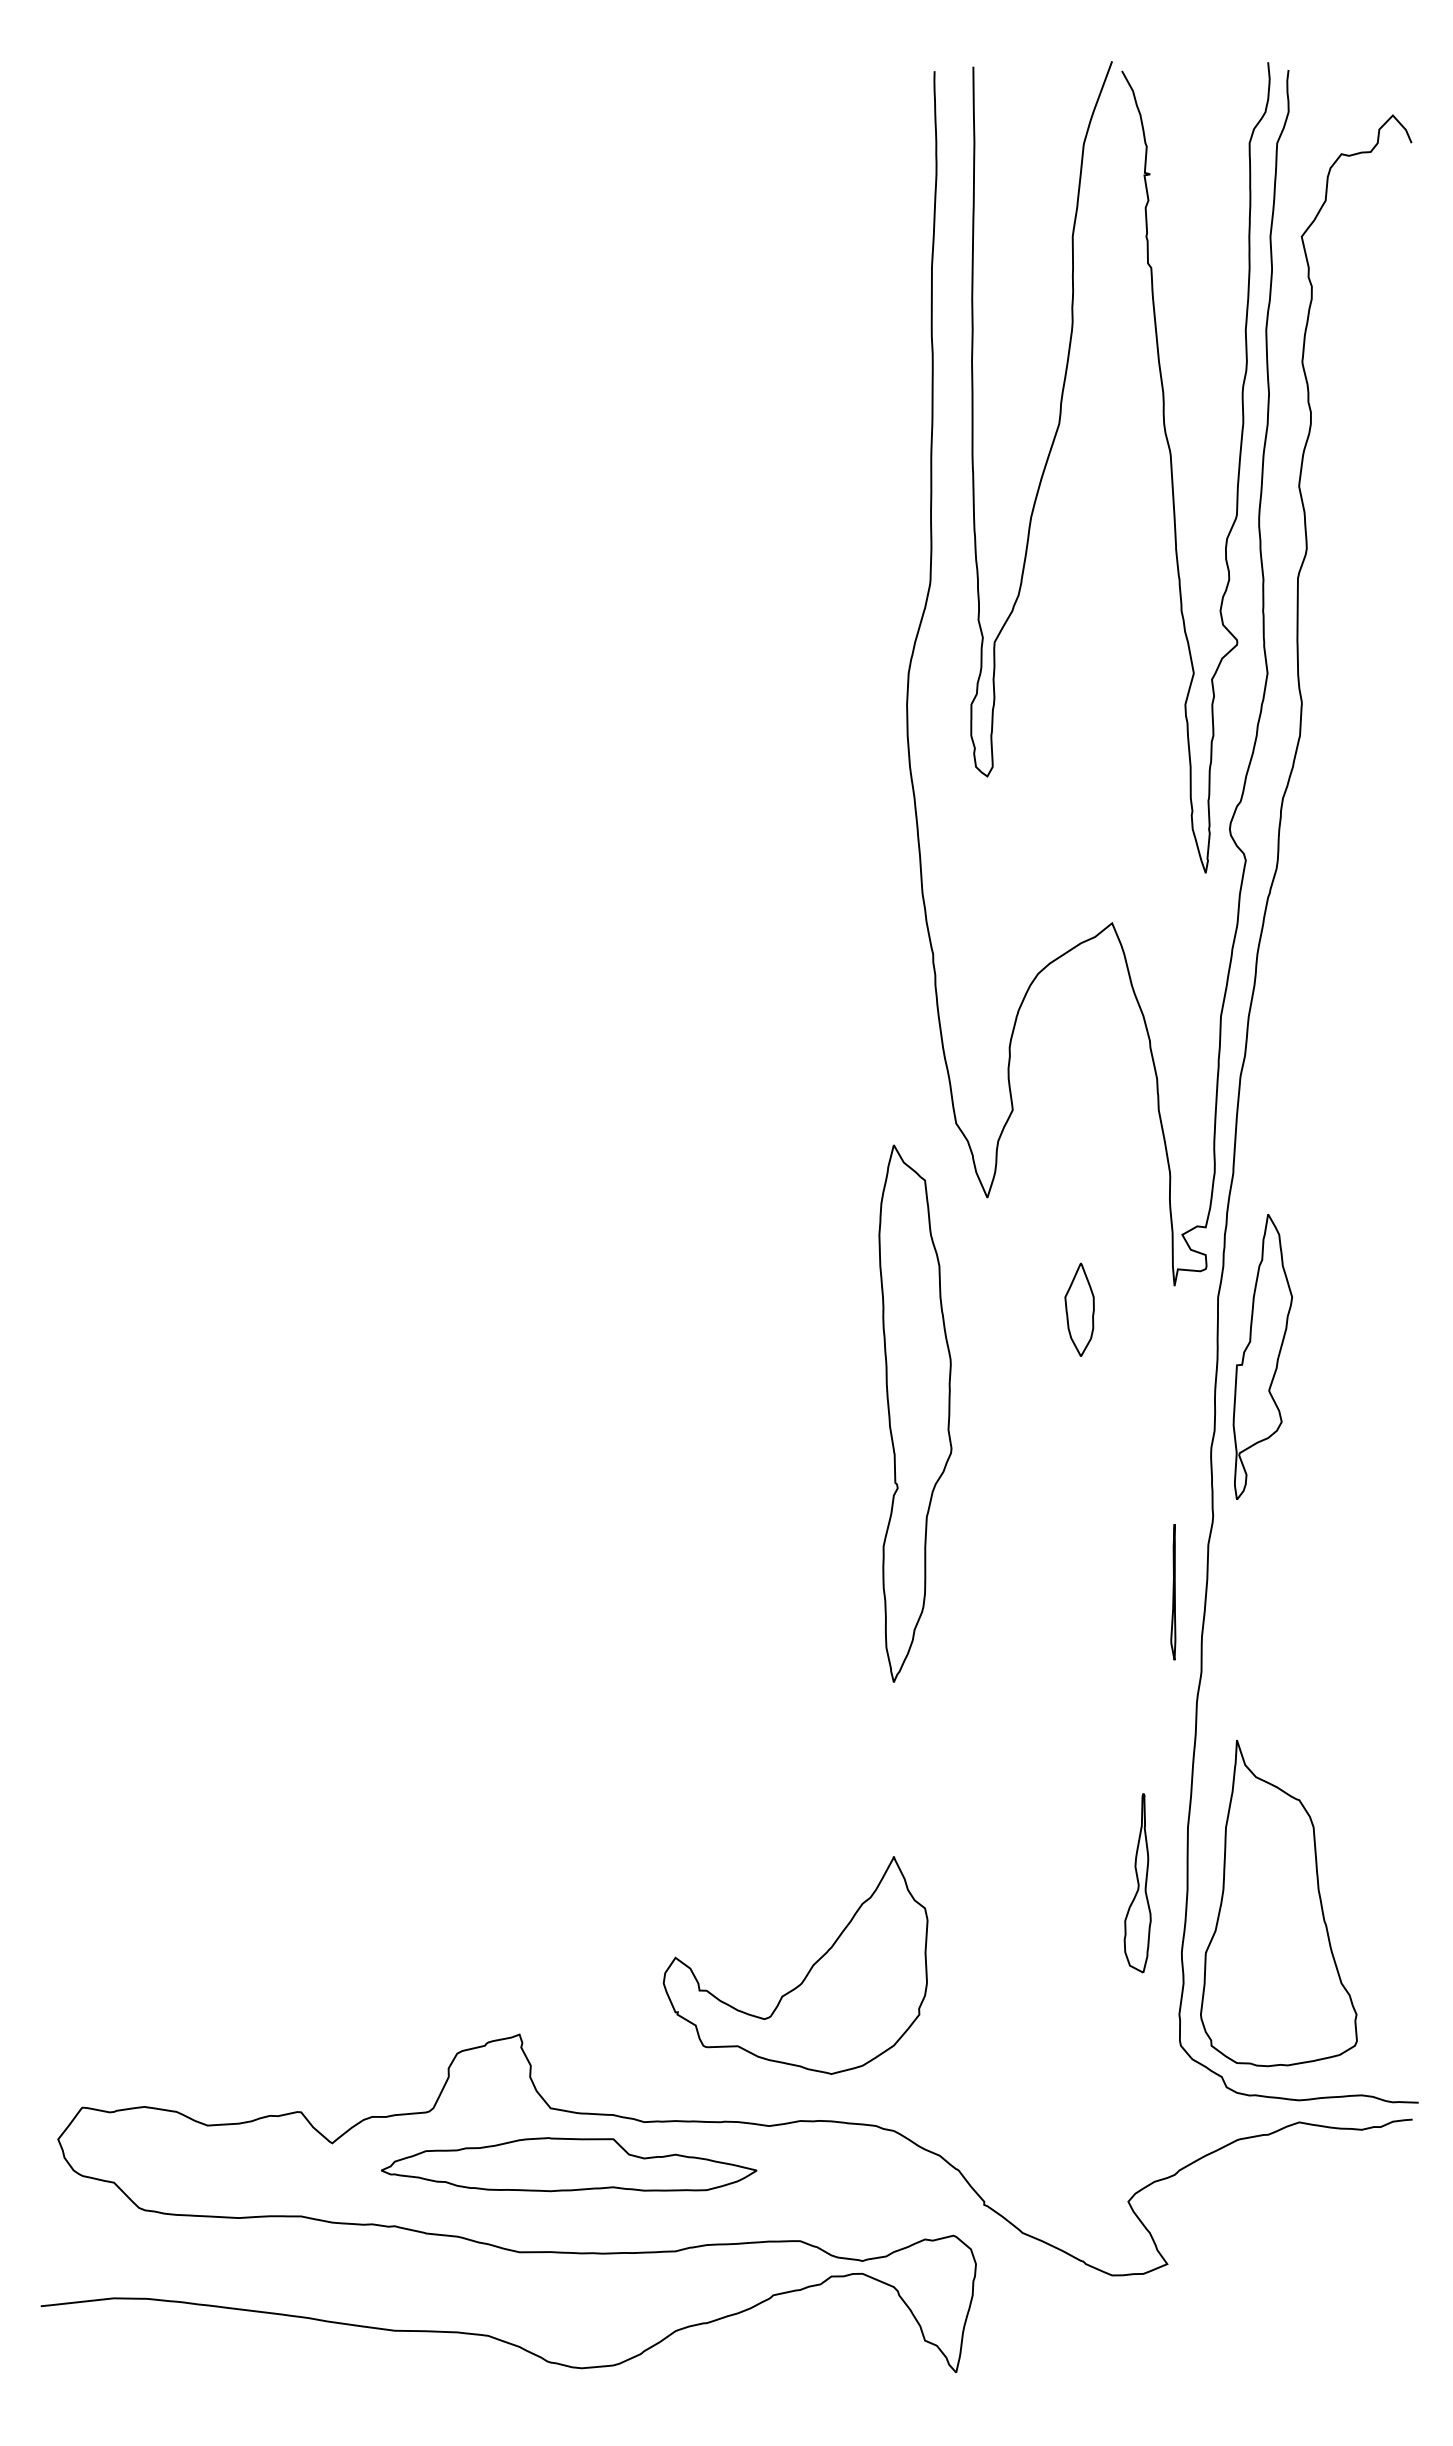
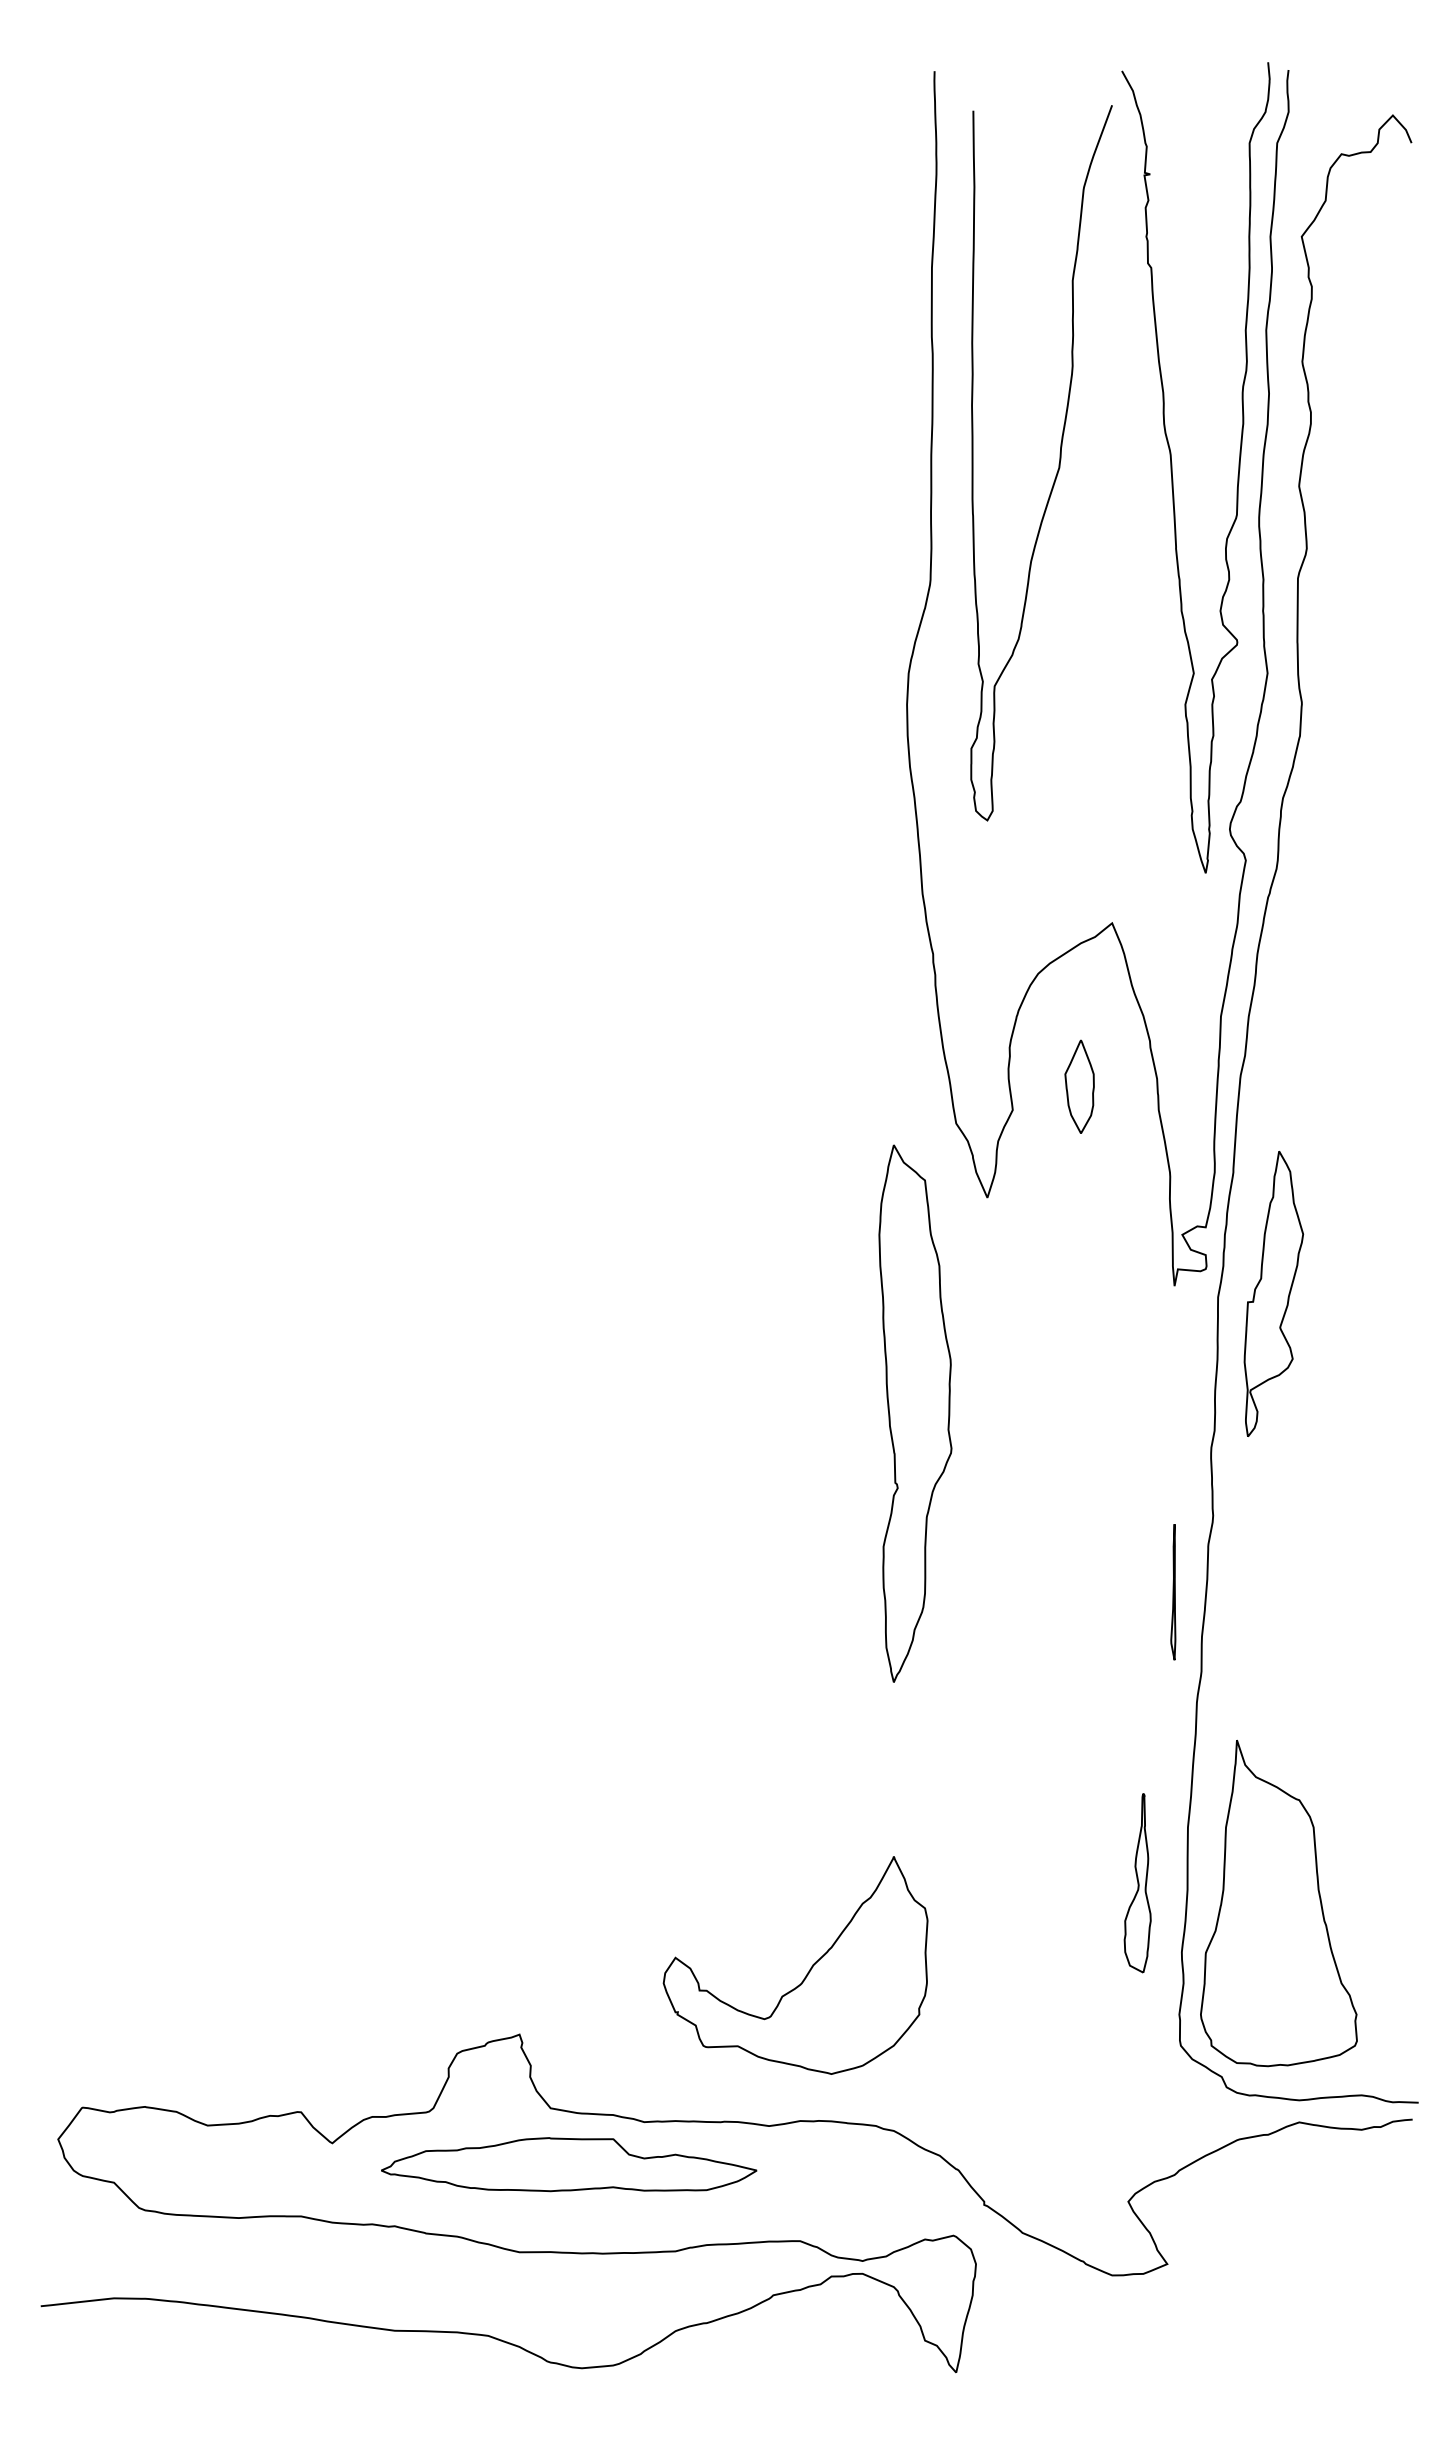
curve position: (1058, 419) -> (1058, 463) (1058, 463)
part position: (1079, 1309) -> (1079, 1086) (1079, 1086)
part position: (1262, 1356) -> (1273, 1293) (1273, 1293)
